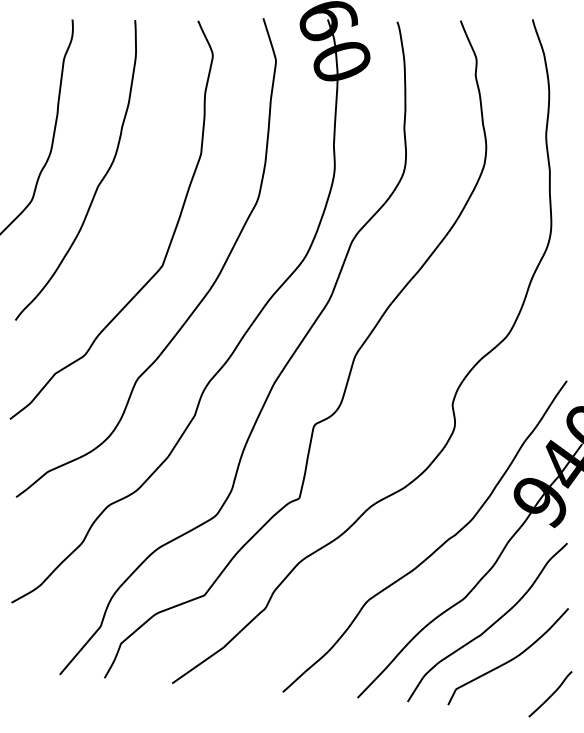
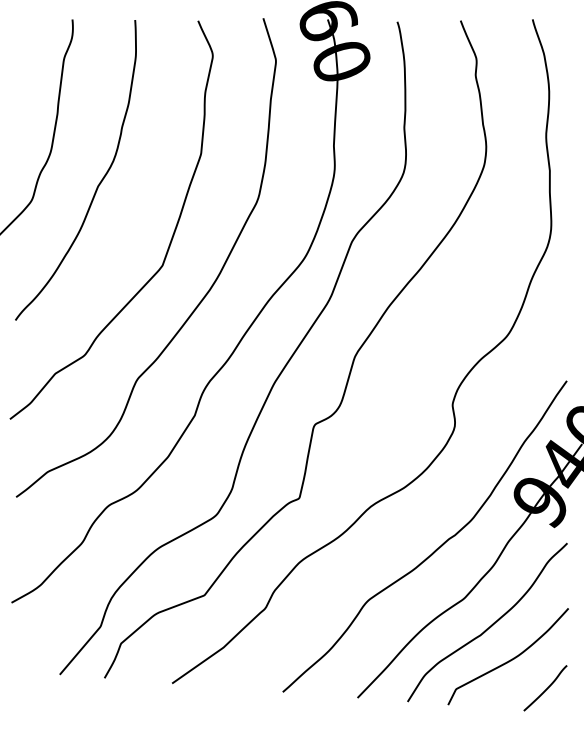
curve position: (551, 694) -> (546, 688) (546, 688)
